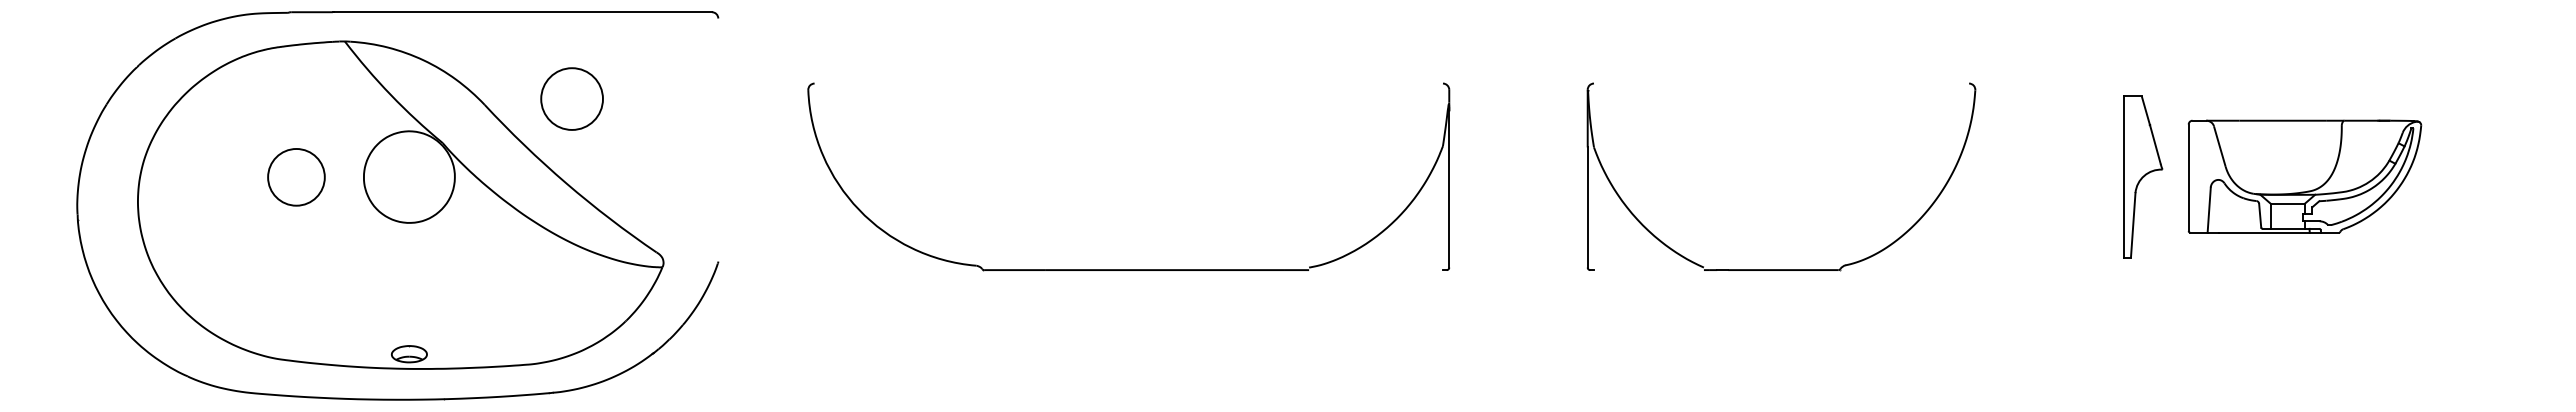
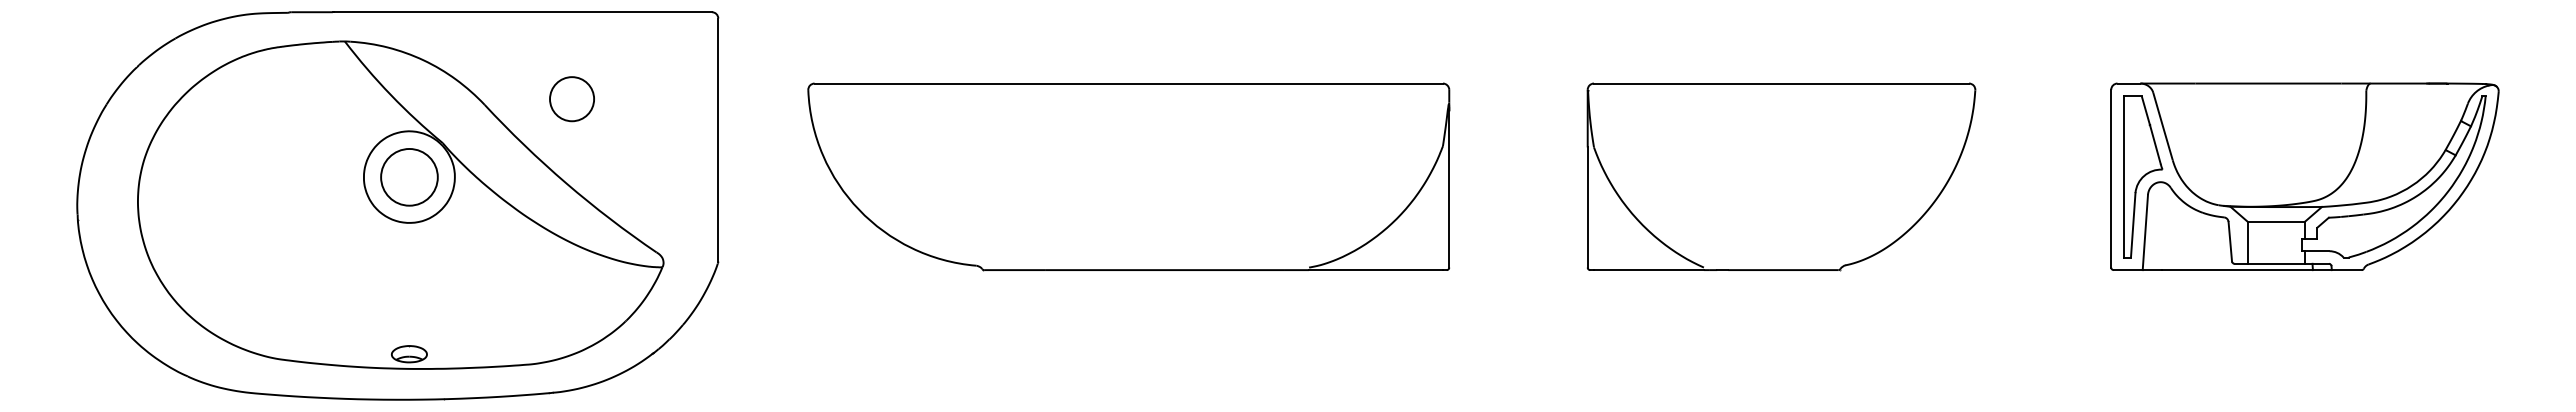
line: none -> present (1128, 83)
line: none -> present (1781, 83)
circle size: 64x64 px -> 46x47 px (571, 99)
line: none -> present (718, 139)
part size: 236x115 px -> 390x189 px (2304, 176)
circle position: (296, 177) -> (409, 177) (409, 177)
line: none -> present (1375, 270)
line: none -> present (1648, 270)
